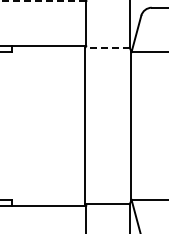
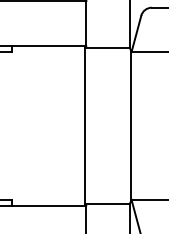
line: dashed -> solid (43, 0)
line: dashed -> solid (107, 47)
